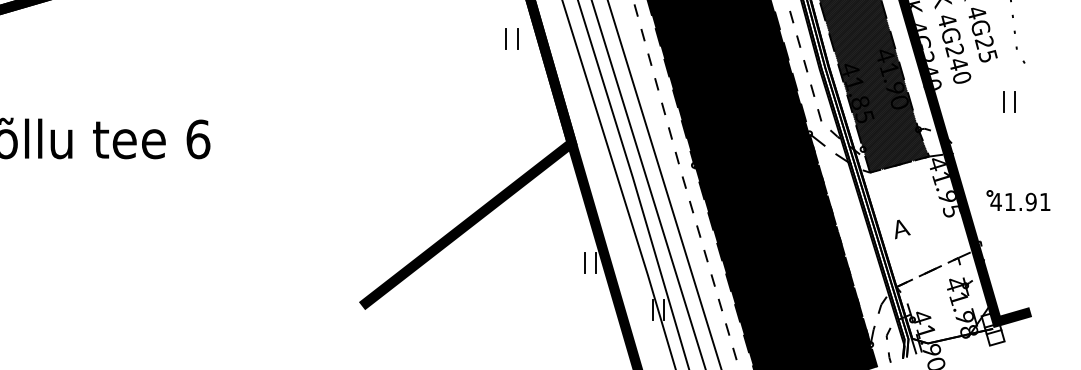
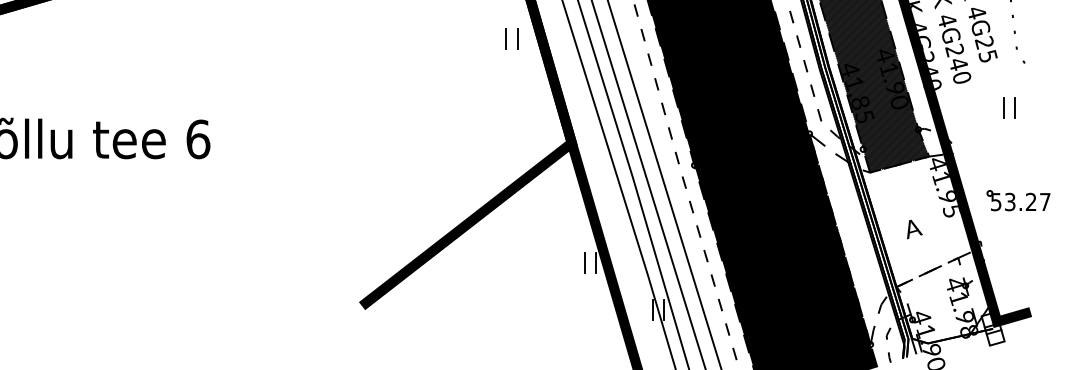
part position: (1009, 101) -> (1009, 107) (1009, 107)
text: 41.91 -> 53.27 (1020, 201)
text position: (902, 229) -> (914, 229) (914, 229)
